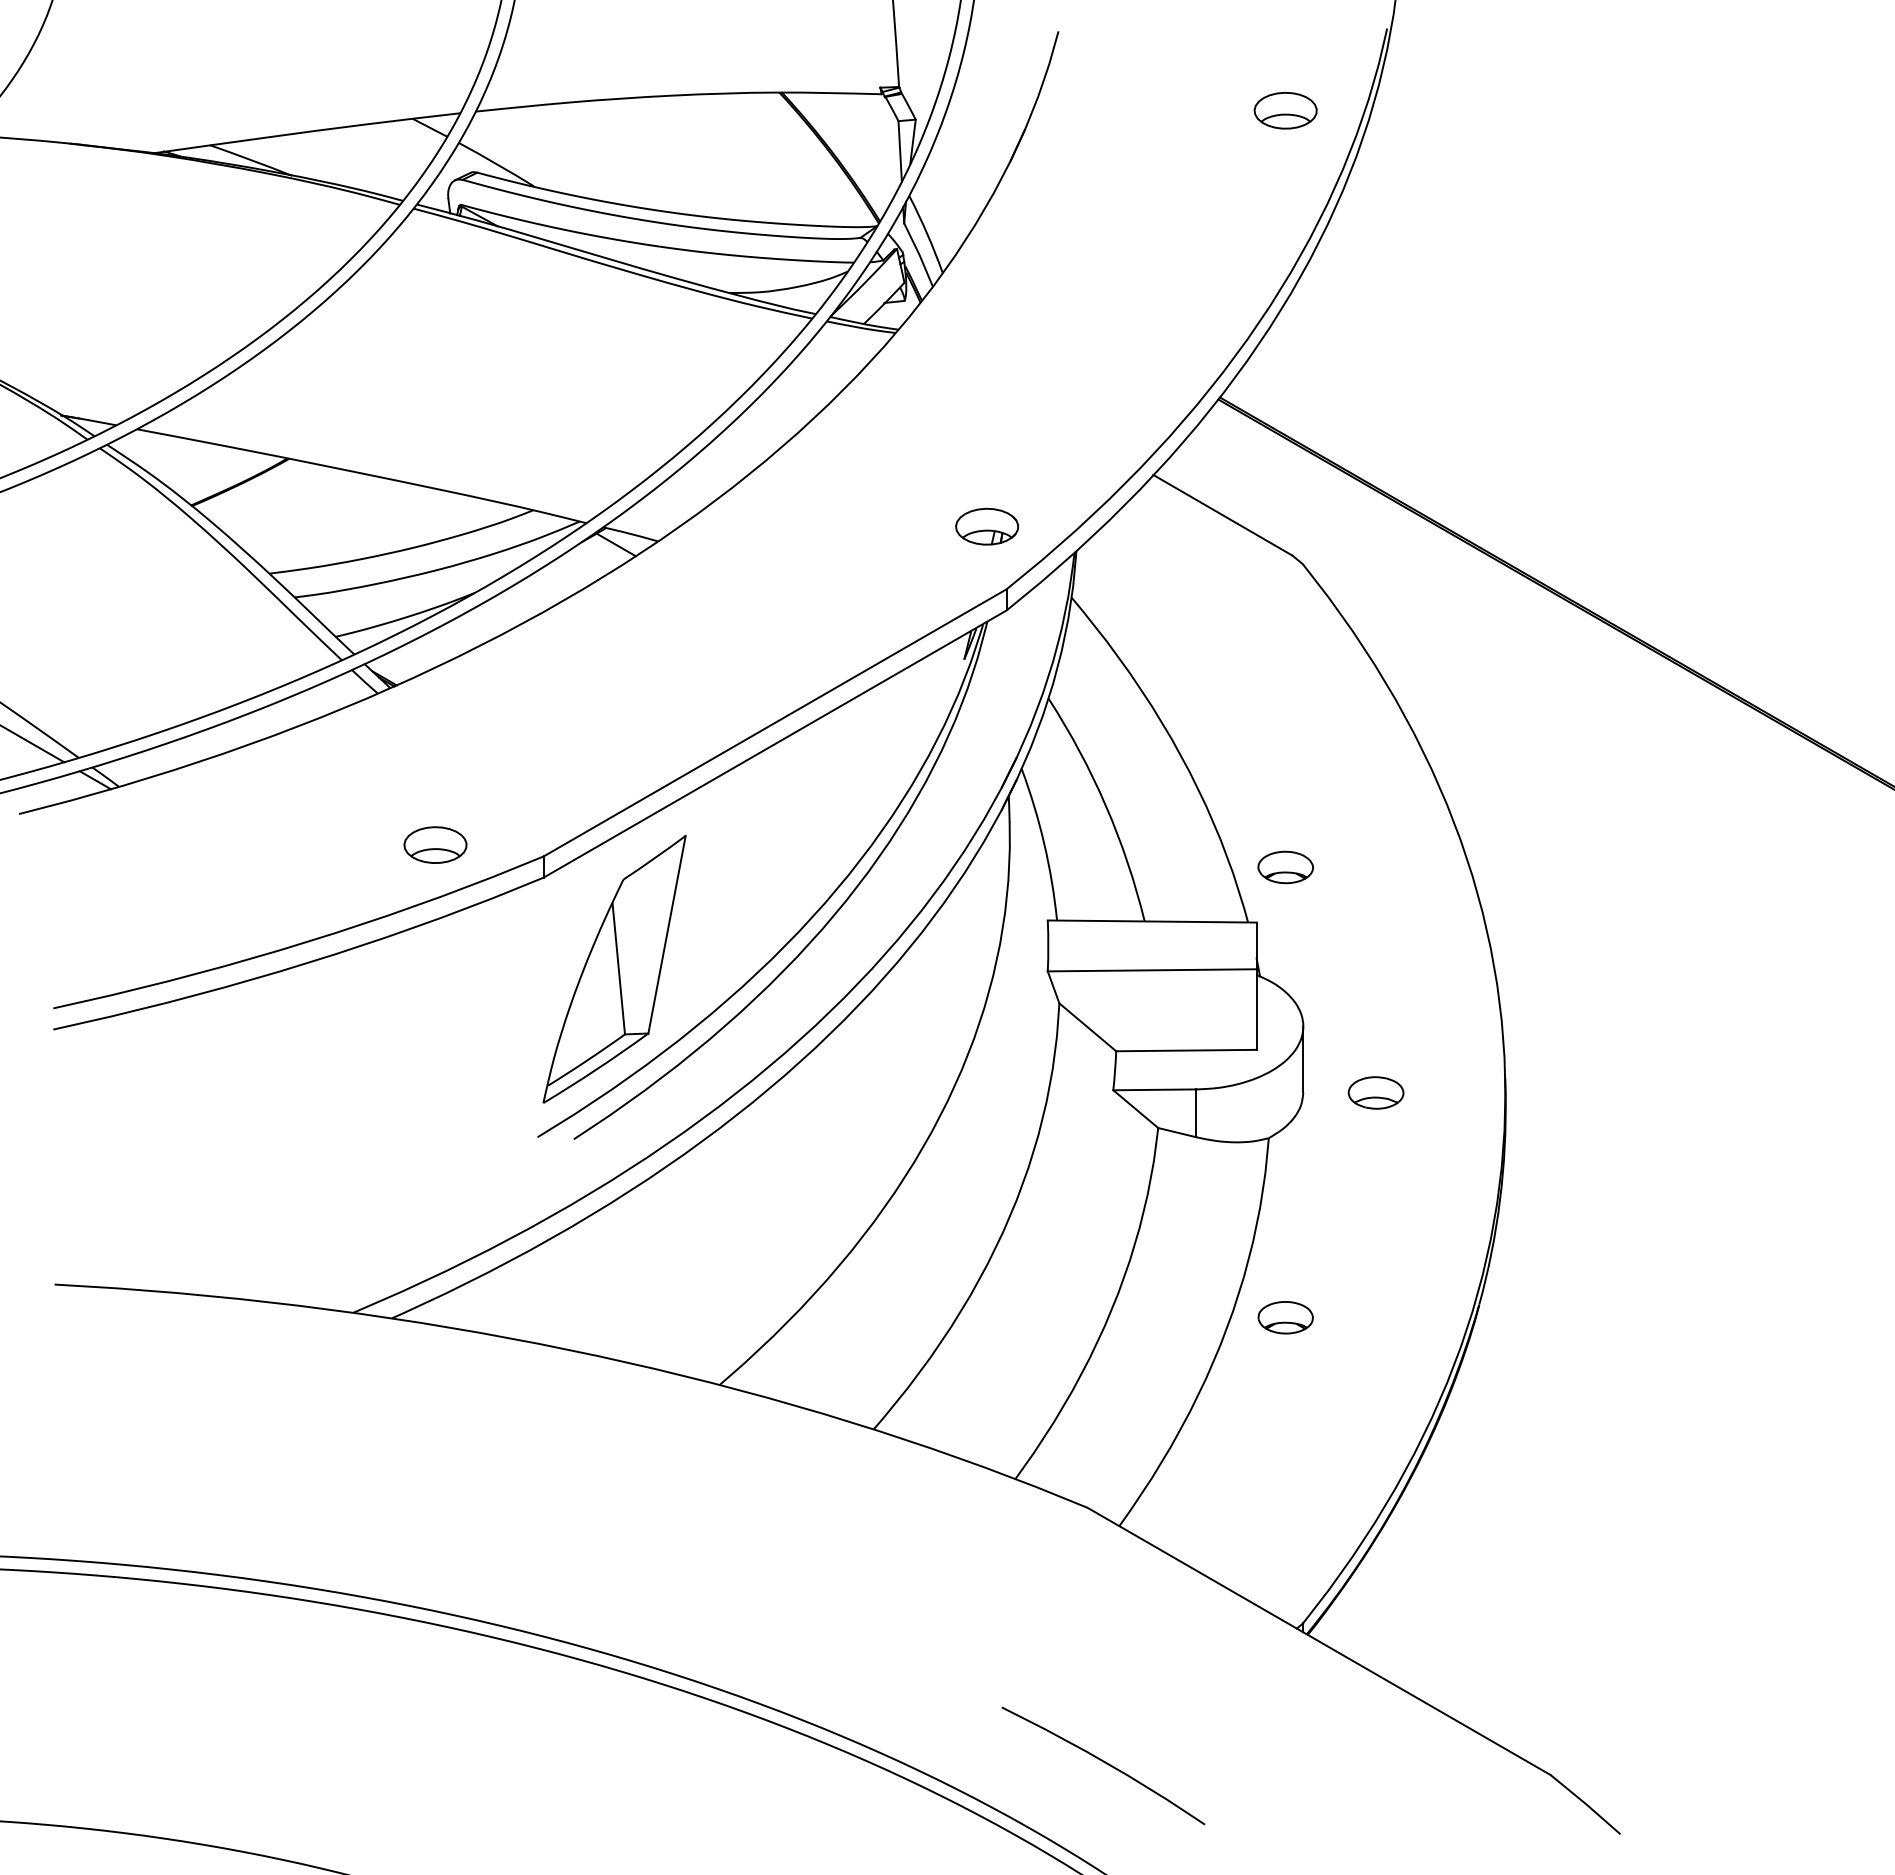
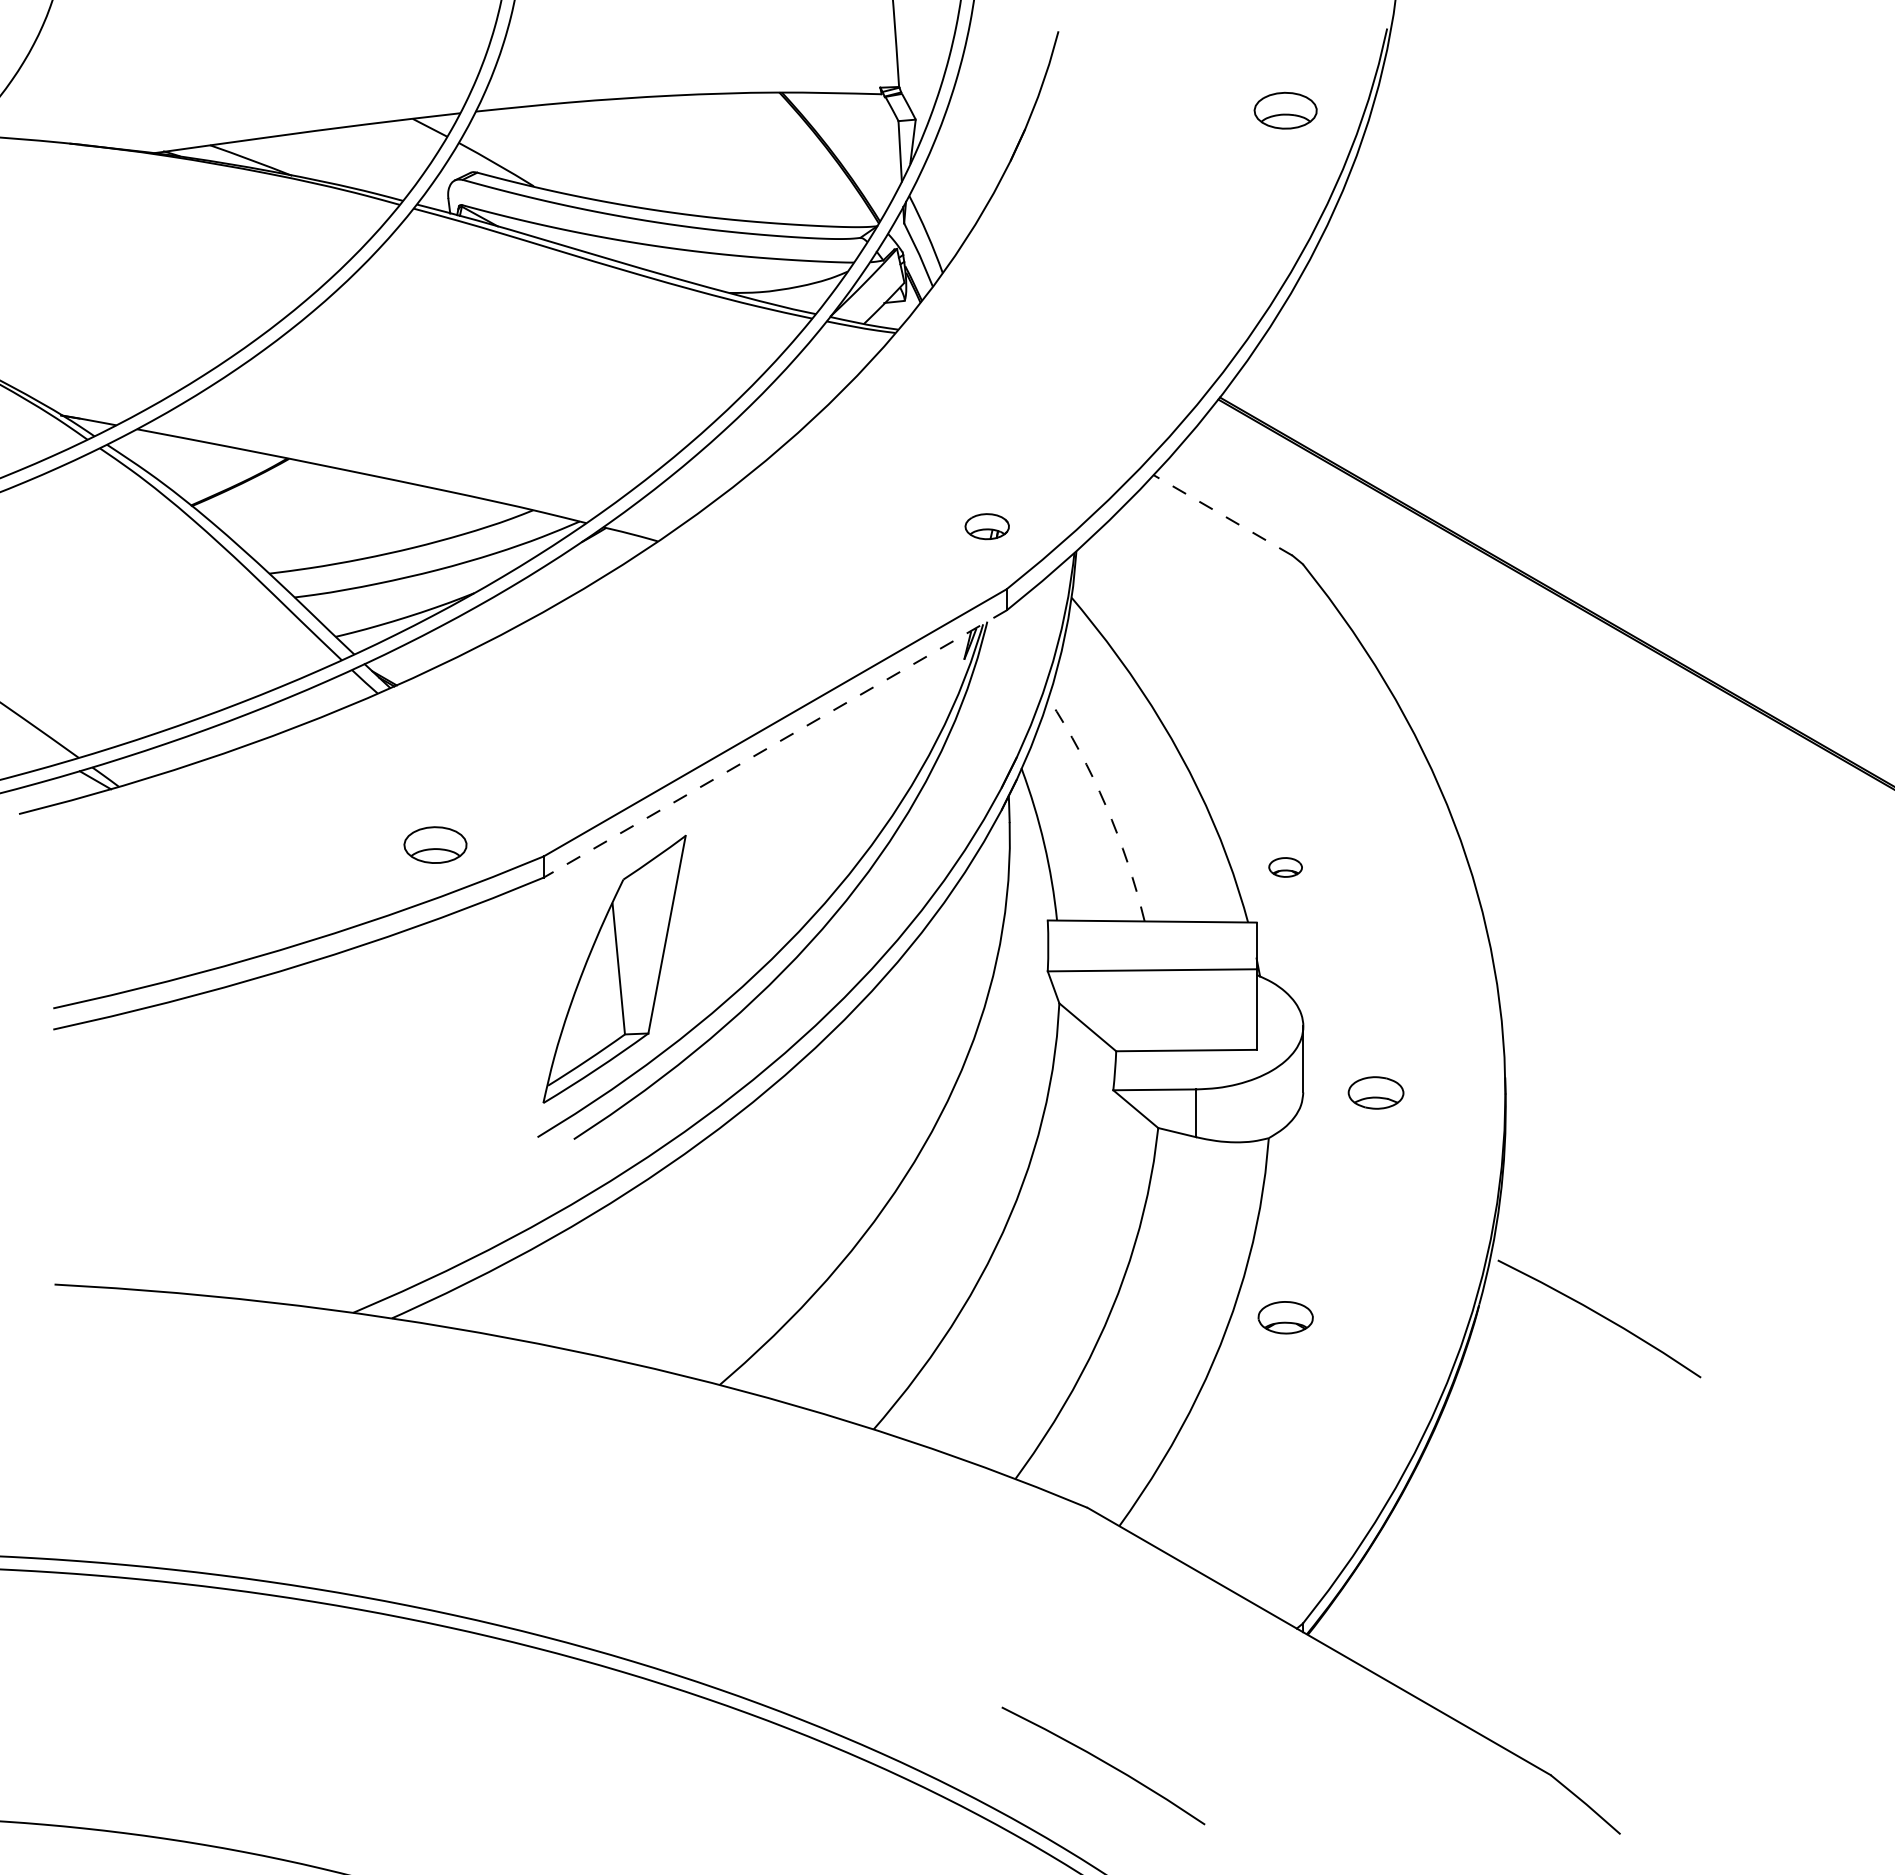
line: solid -> dashed (1222, 515)
part size: 65x39 px -> 46x28 px (986, 526)
line: present -> none (616, 544)
line: present -> none (33, 744)
line: solid -> dashed (774, 744)
arc: solid -> dashed (1105, 806)
part size: 57x35 px -> 35x21 px (1285, 867)
curve: none -> present (1600, 1316)
